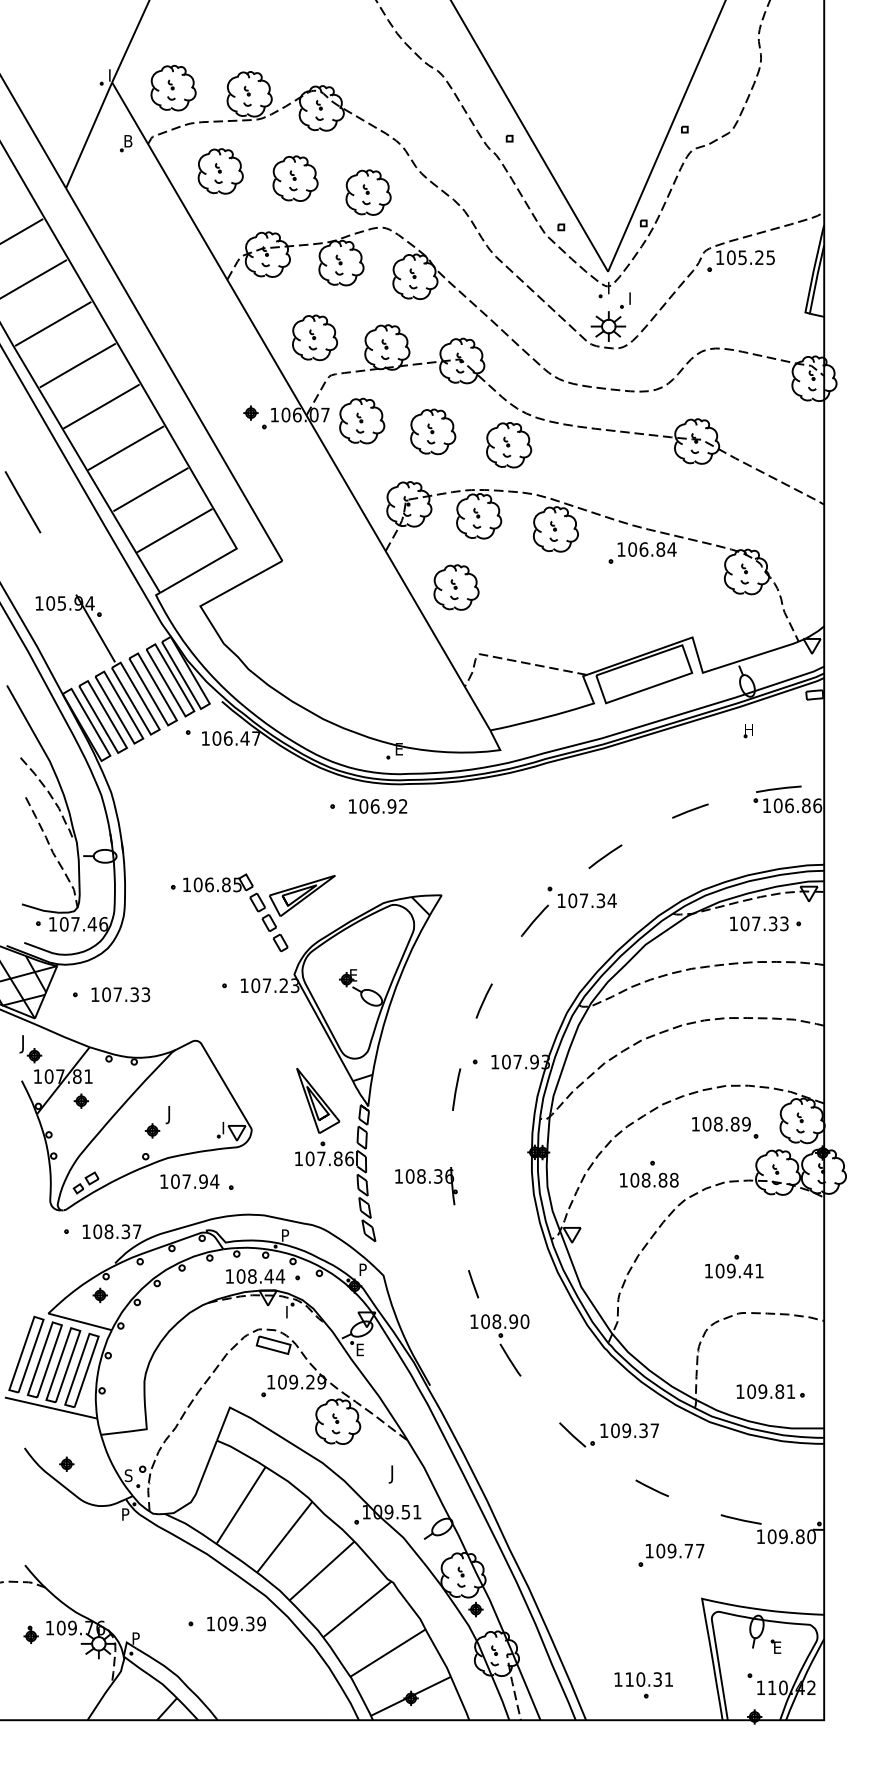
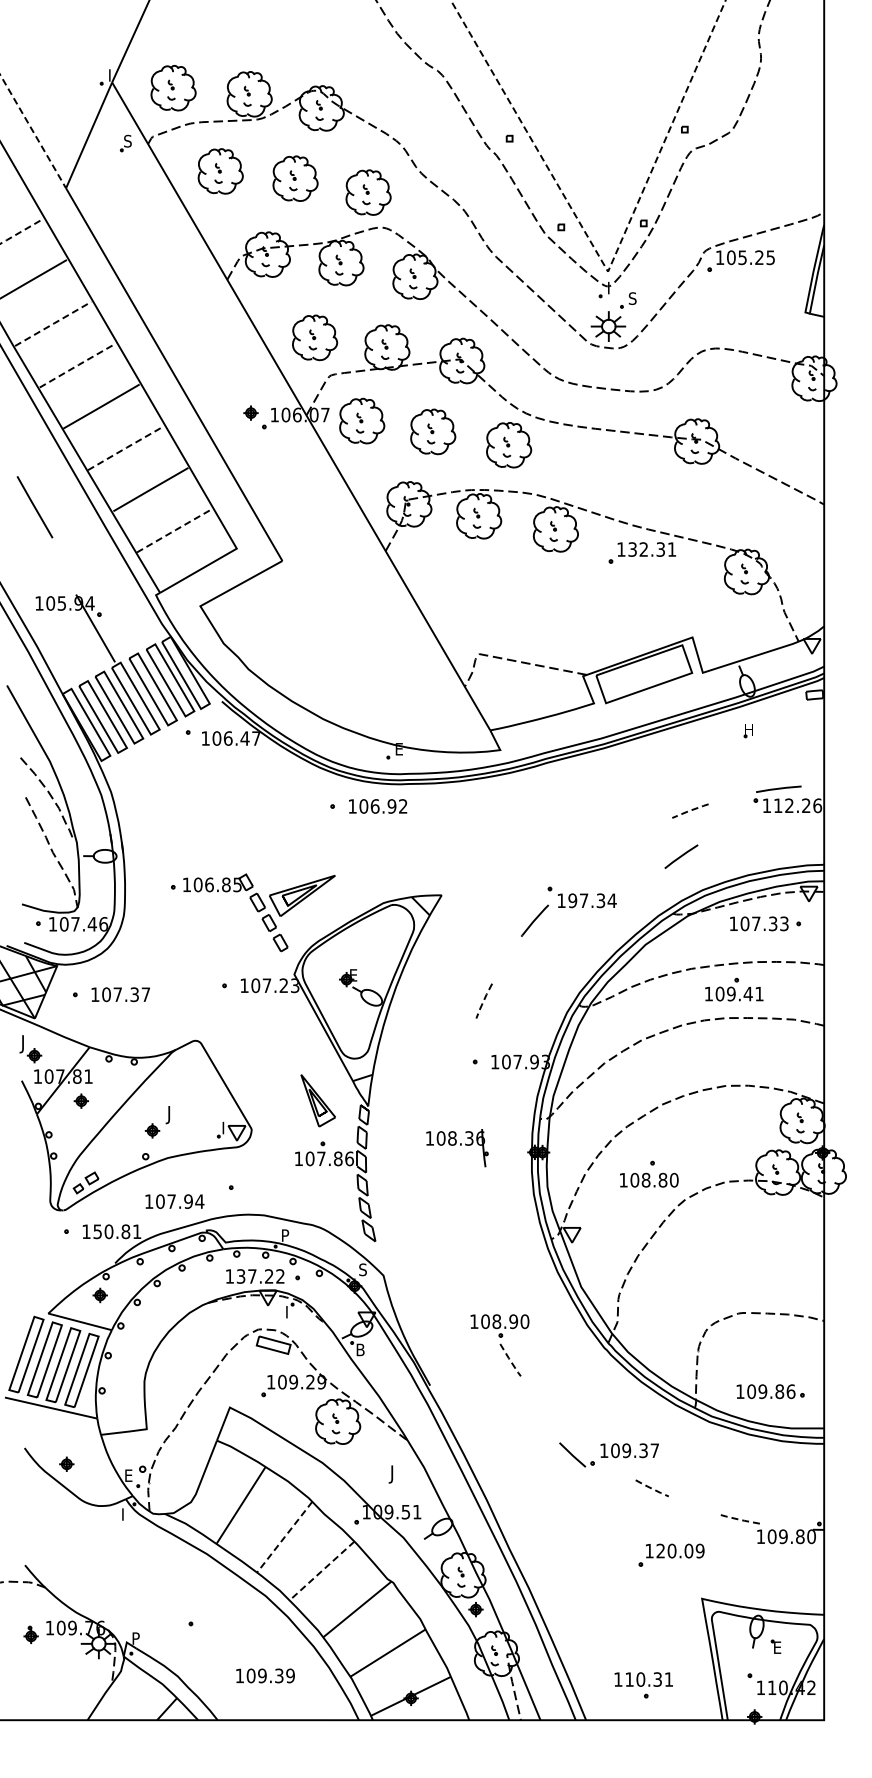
line: solid -> dashed (33, 131)
text: B -> S (128, 140)
line: solid -> dashed (21, 231)
line: solid -> dashed (603, 263)
text: I -> S (632, 298)
line: solid -> dashed (54, 323)
line: solid -> dashed (78, 365)
line: solid -> dashed (126, 447)
line position: (22, 502) -> (34, 507) (34, 507)
line: solid -> dashed (175, 530)
text: 106.84 -> 132.31 (652, 549)
part: present -> none (456, 587)
text: 106.86 -> 112.26 (791, 805)
line: solid -> dashed (690, 810)
line position: (605, 856) -> (681, 856) (681, 856)
text: 107.34 -> 197.34 (572, 900)
text: 107.33 -> 107.37 (145, 994)
line: solid -> dashed (483, 1001)
line: present -> none (456, 1089)
part size: 45x67 px -> 36x54 px (317, 1100)
part: present -> none (725, 1127)
text: 108.88 -> 108.80 (673, 1180)
text position: (189, 1181) -> (174, 1201) (174, 1201)
part position: (426, 1186) -> (457, 1148) (457, 1148)
text: 108.37 -> 150.81 (117, 1231)
part position: (734, 1266) -> (734, 989) (734, 989)
text: P -> S (362, 1269)
text: 108.44 -> 137.22 (260, 1276)
line: present -> none (473, 1284)
text: E -> B (362, 1349)
line: solid -> dashed (510, 1360)
text: 109.81 -> 109.86 (790, 1391)
part position: (608, 1434) -> (608, 1454) (608, 1454)
text: S -> E (128, 1475)
line: solid -> dashed (651, 1488)
text: P -> I (126, 1511)
line: solid -> dashed (741, 1520)
line: solid -> dashed (284, 1537)
text: 109.77 -> 120.09 (680, 1550)
line: solid -> dashed (321, 1571)
text position: (236, 1623) -> (265, 1675) (265, 1675)
